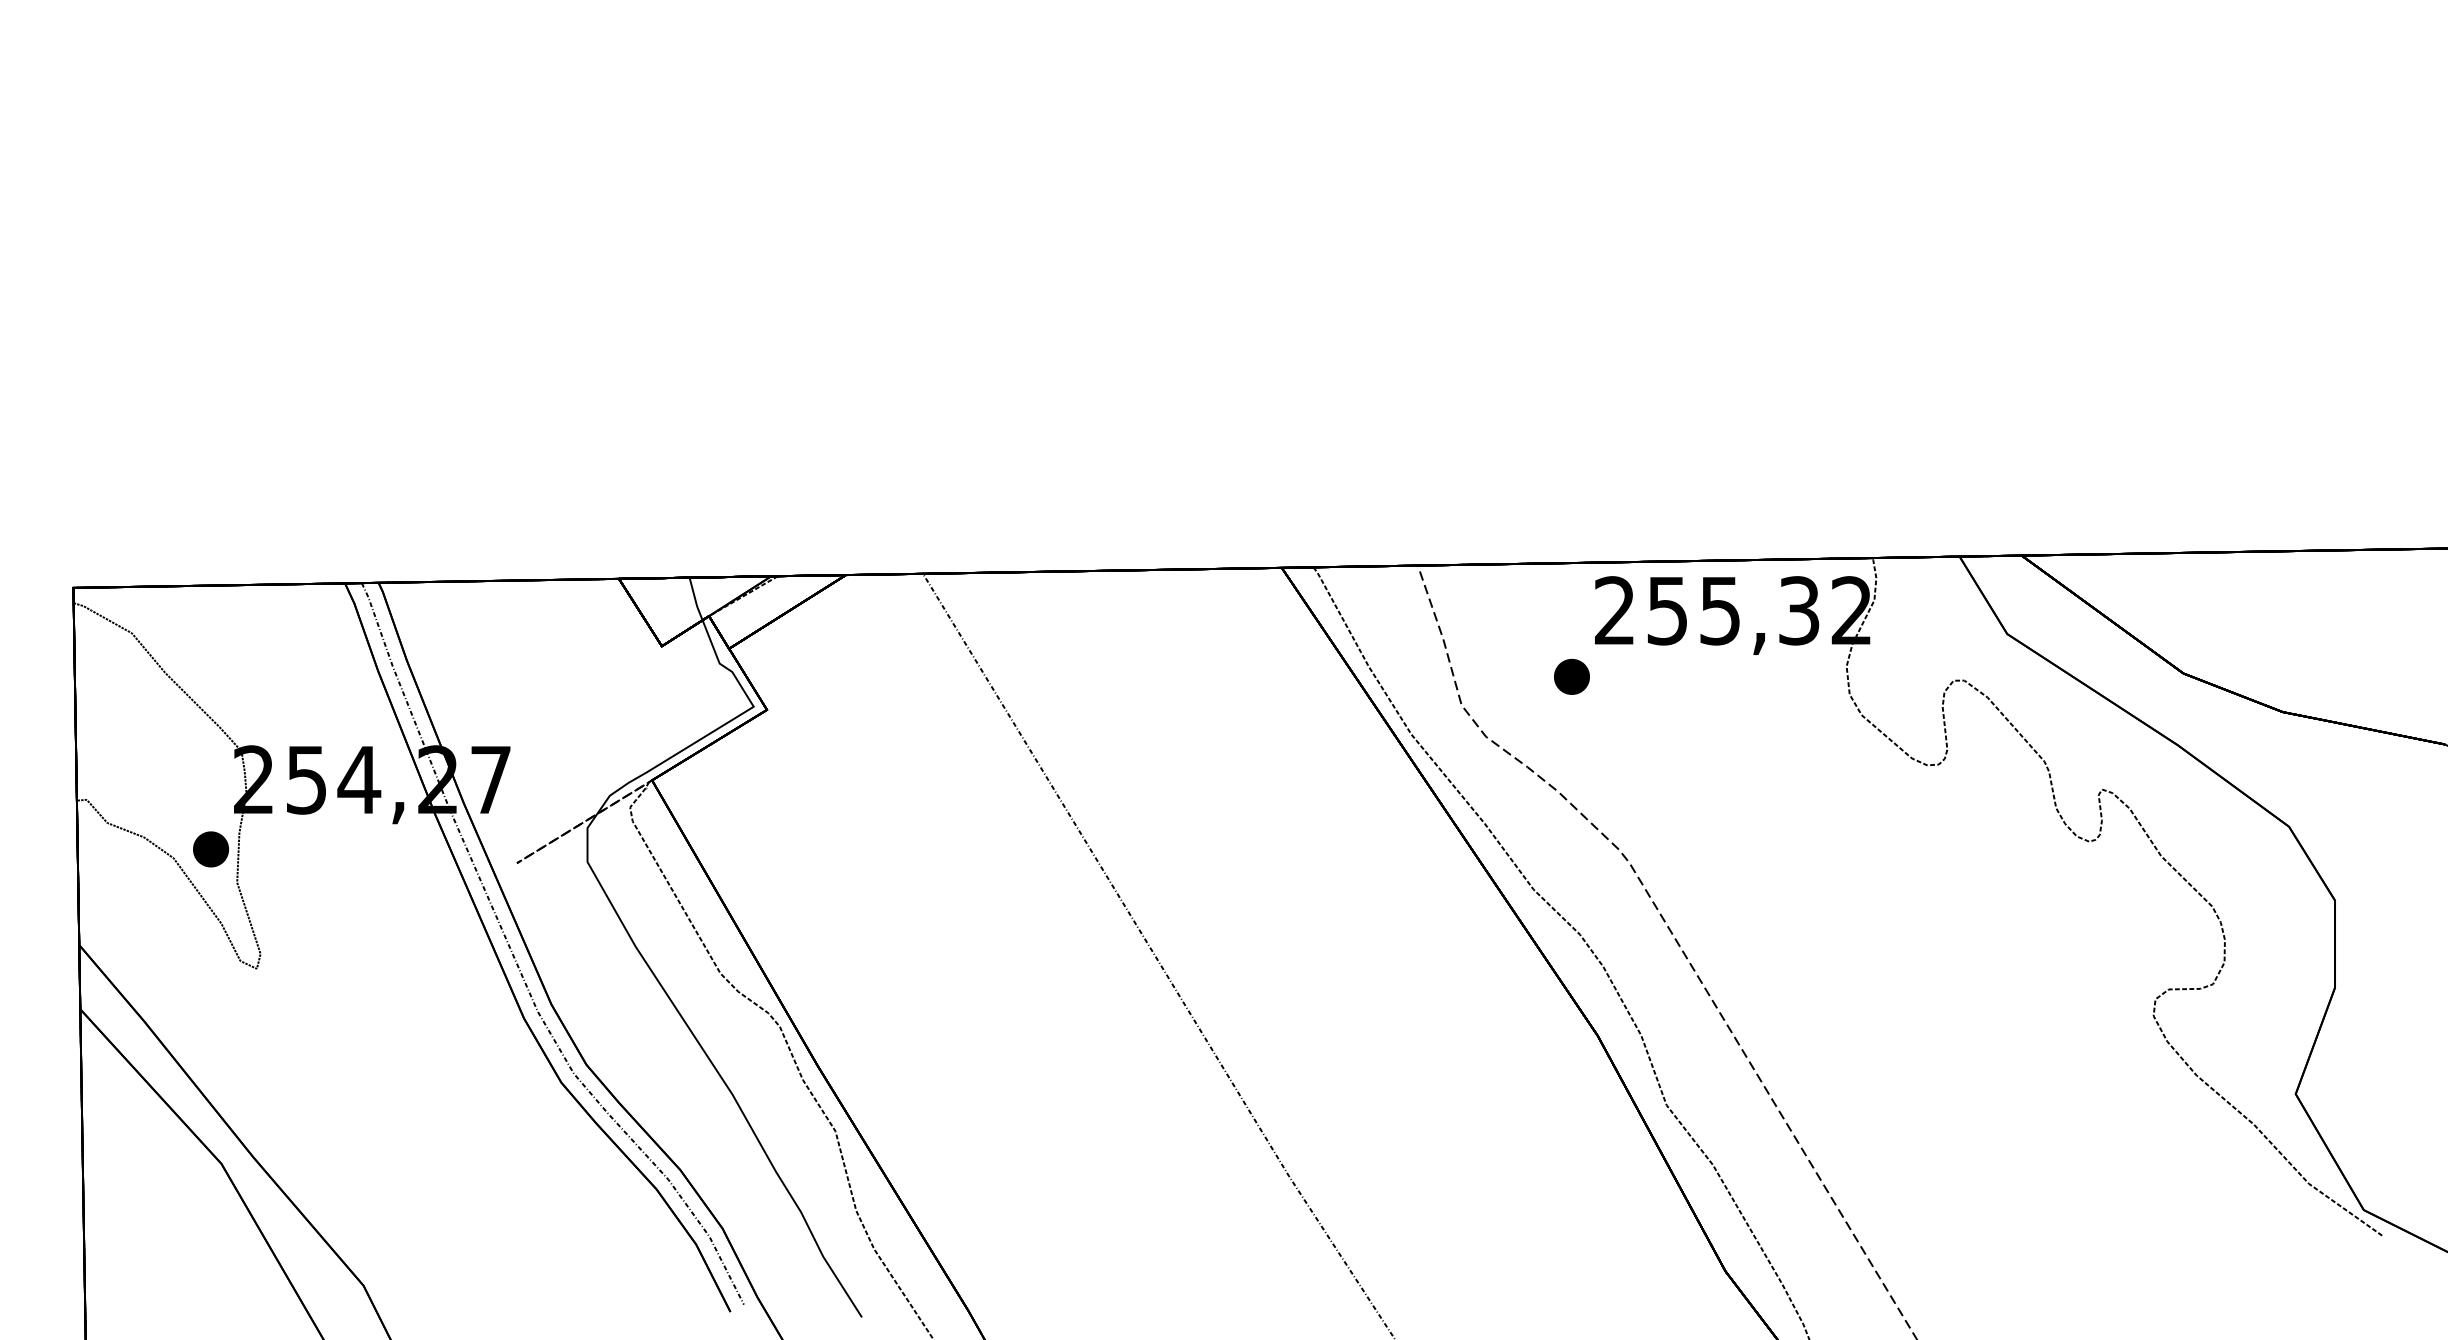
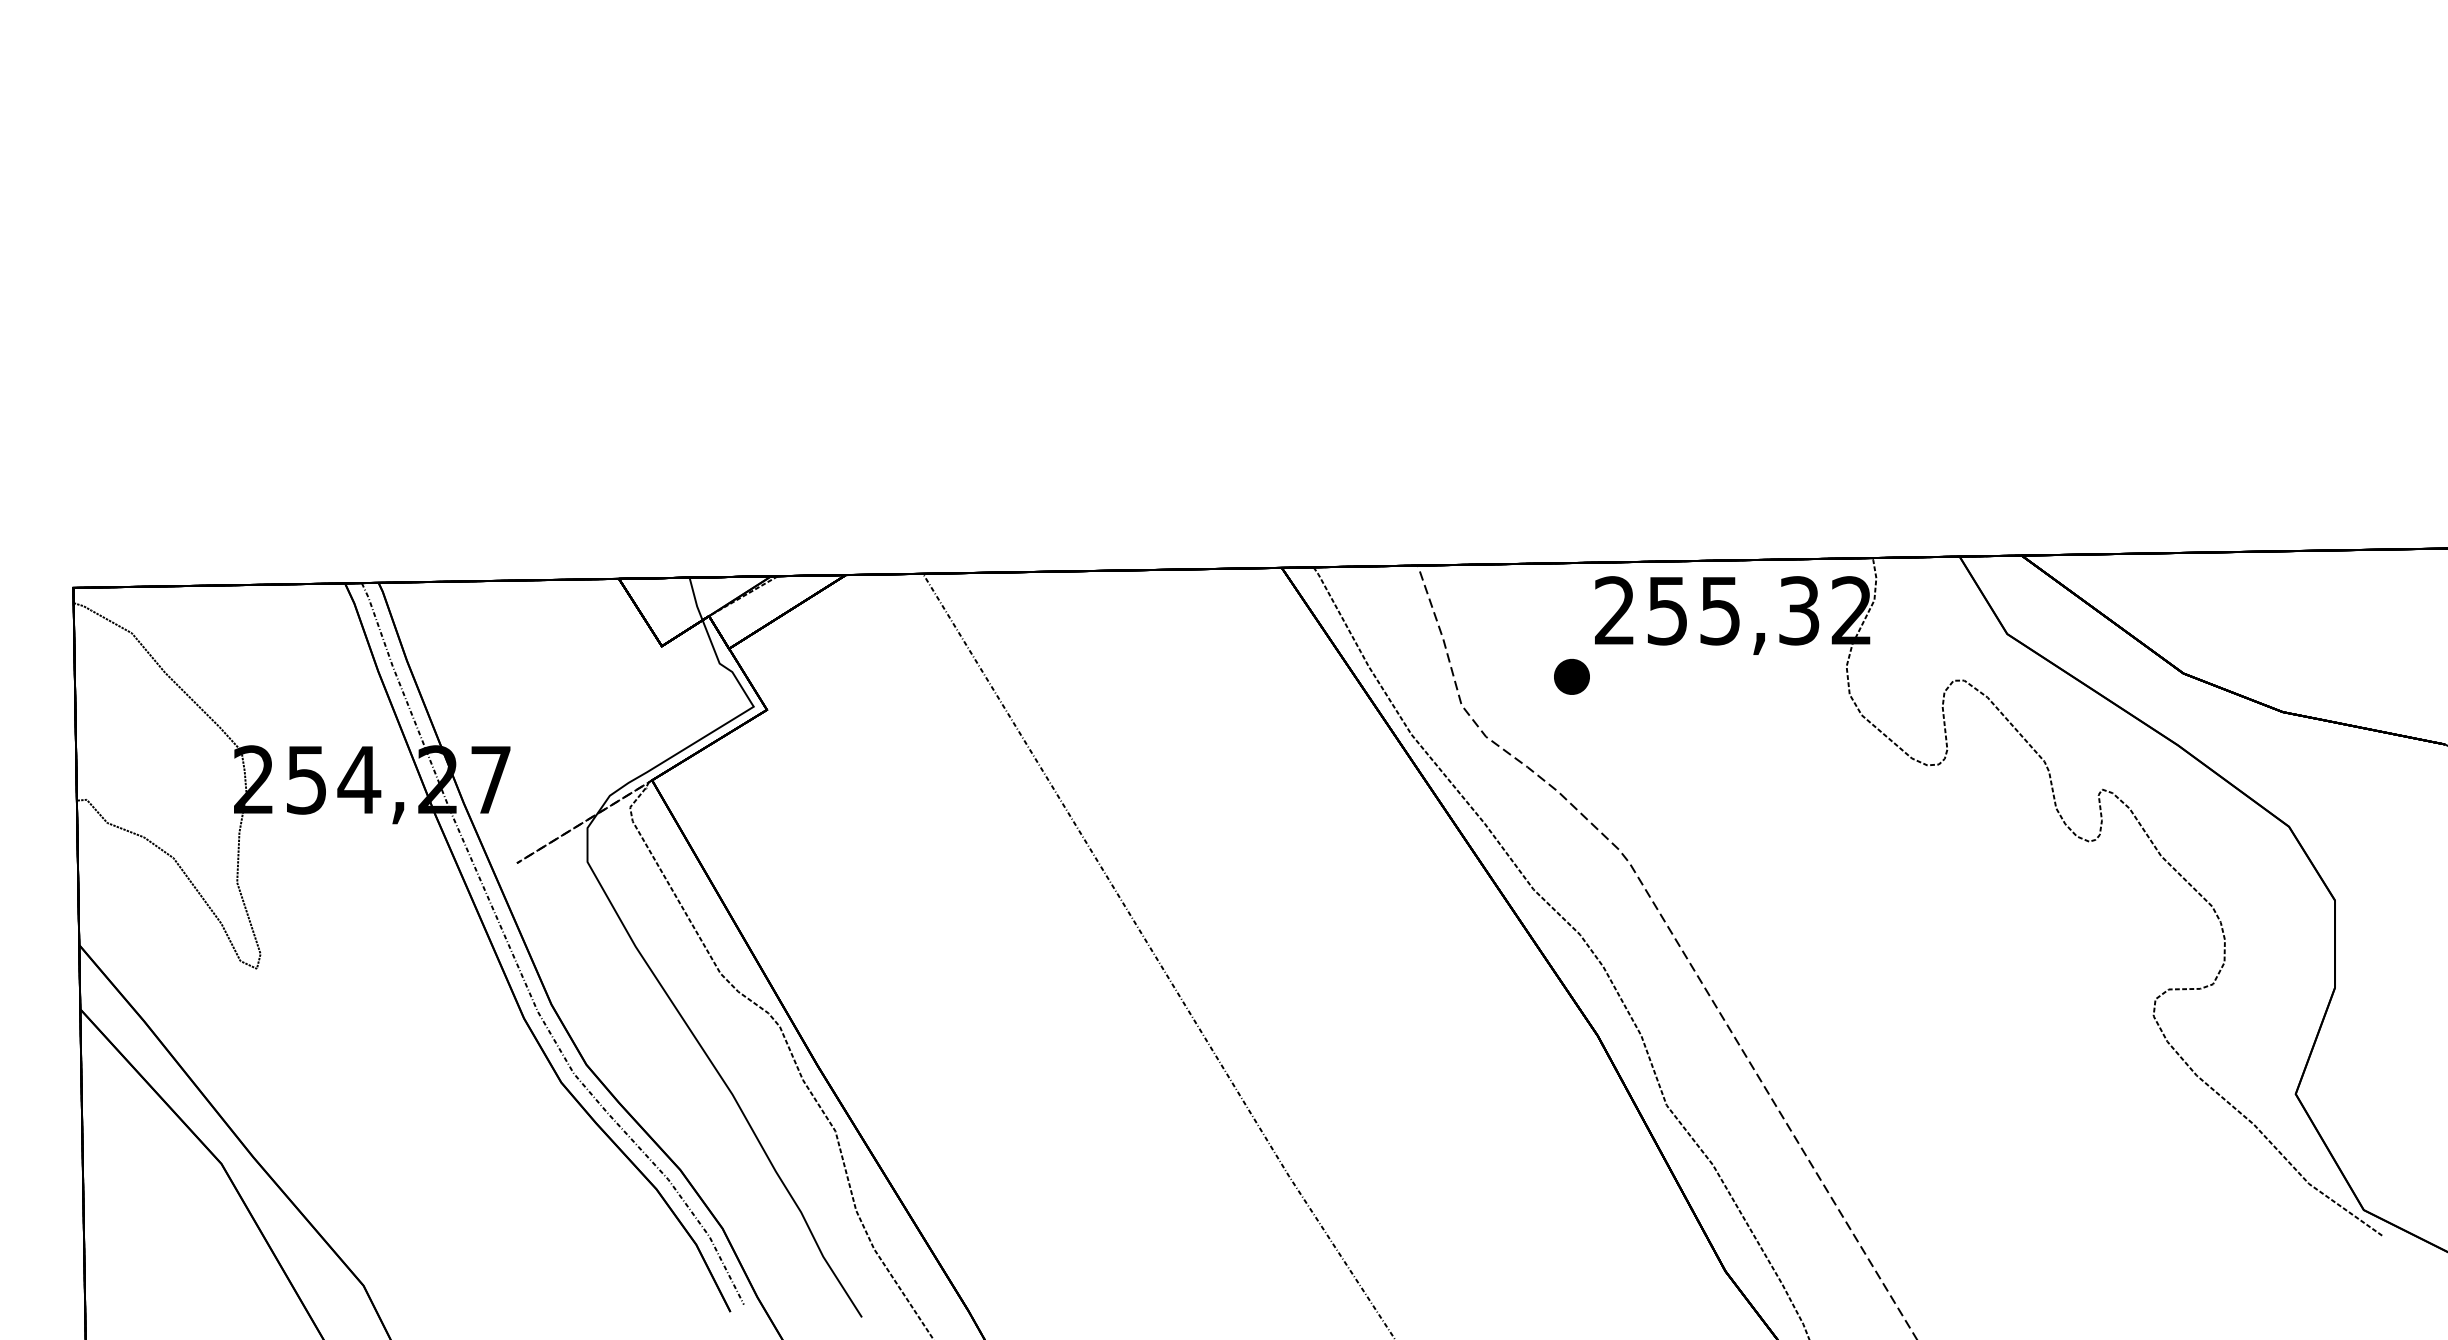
part: present -> none (210, 849)
